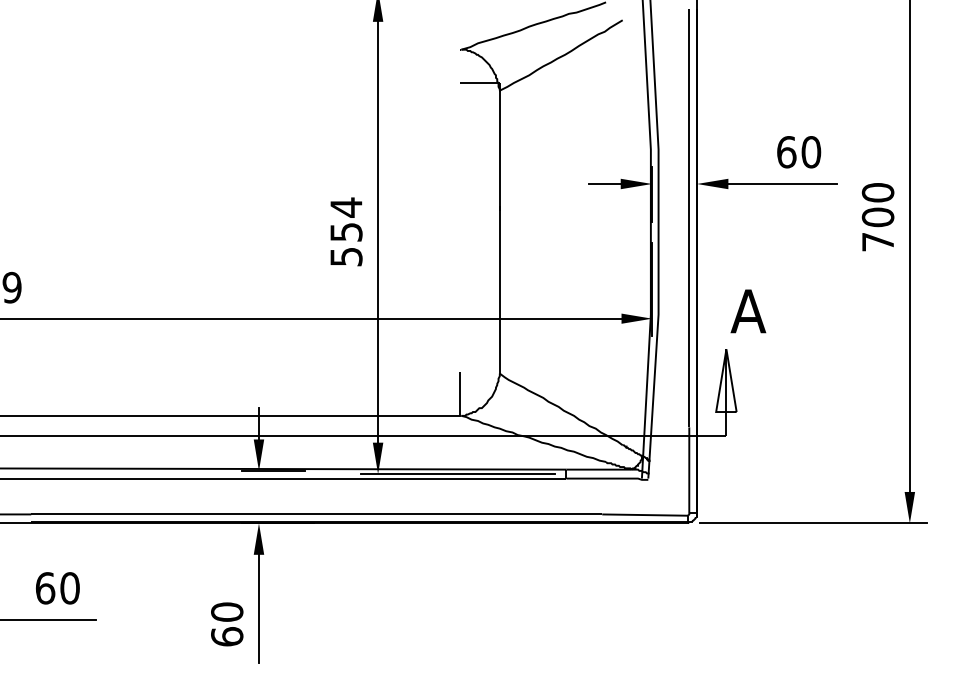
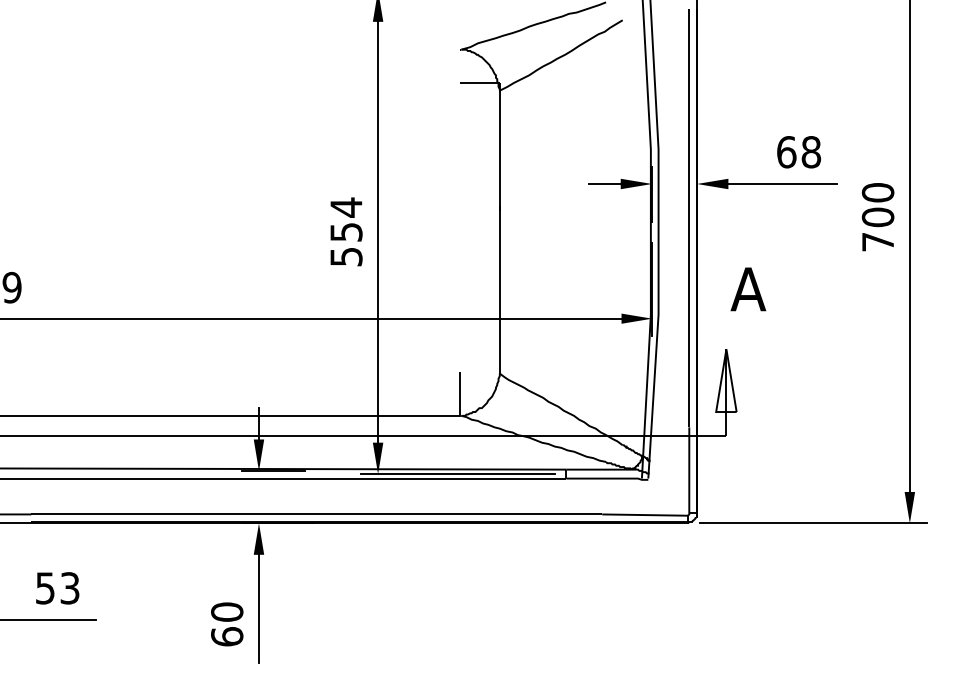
text: 60 -> 68 (811, 152)
text position: (748, 311) -> (748, 289) (748, 289)
text: 60 -> 53 (57, 588)
